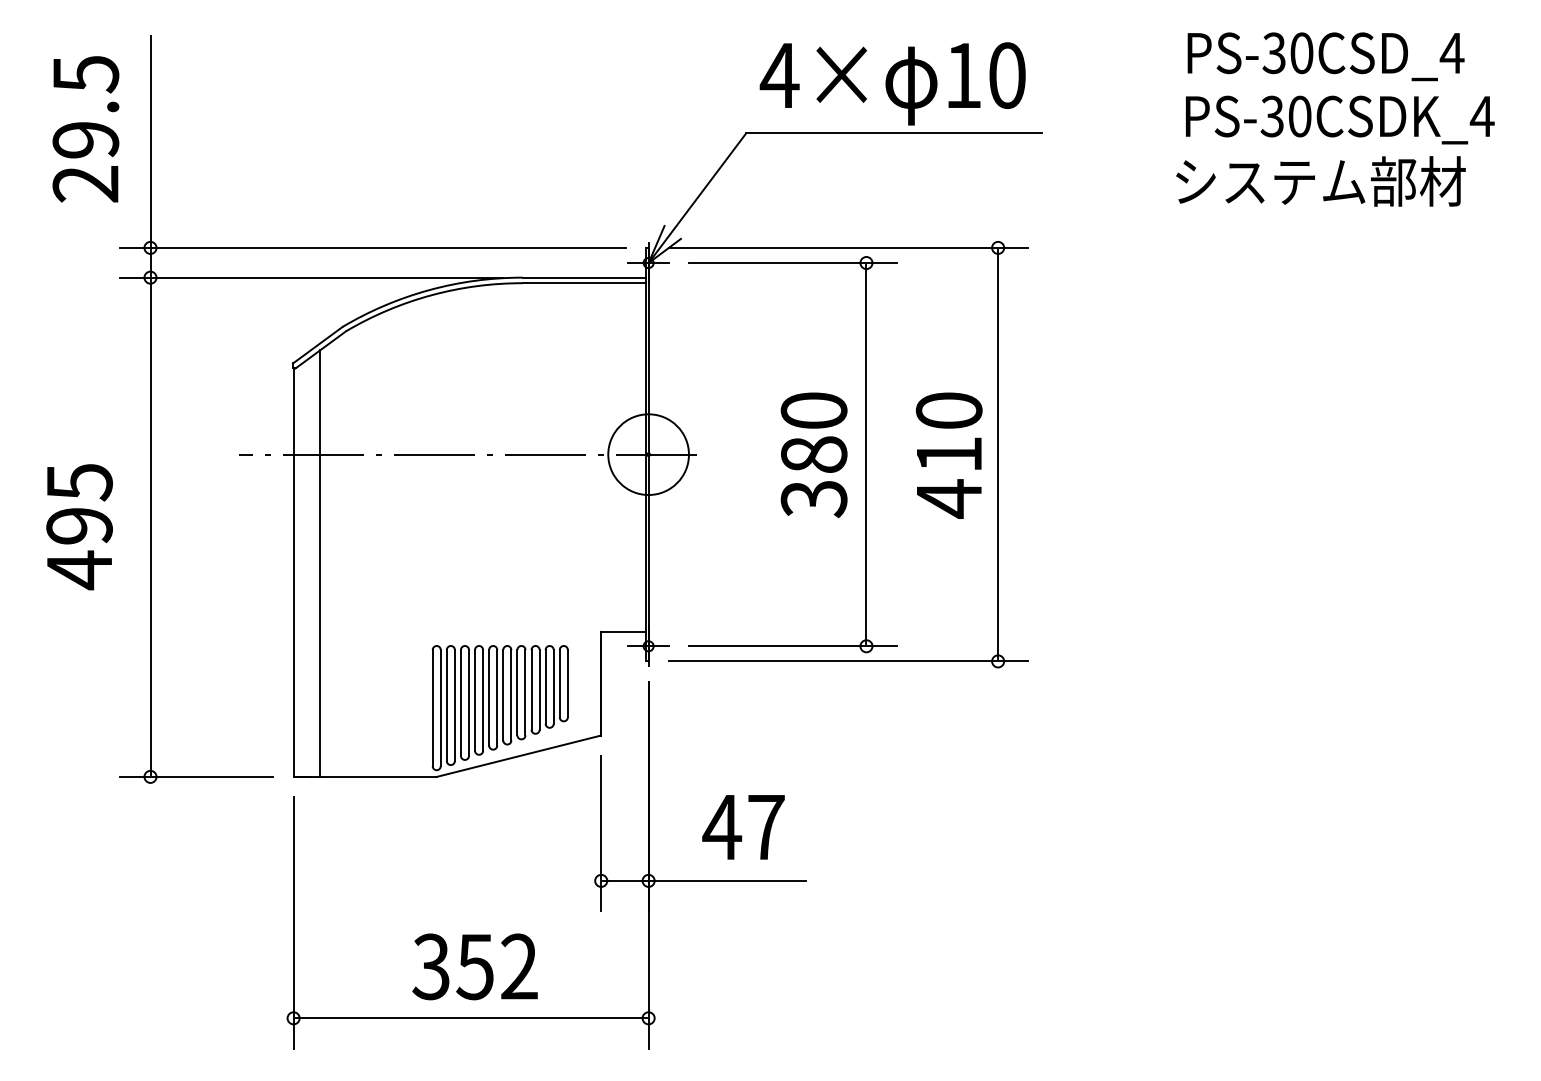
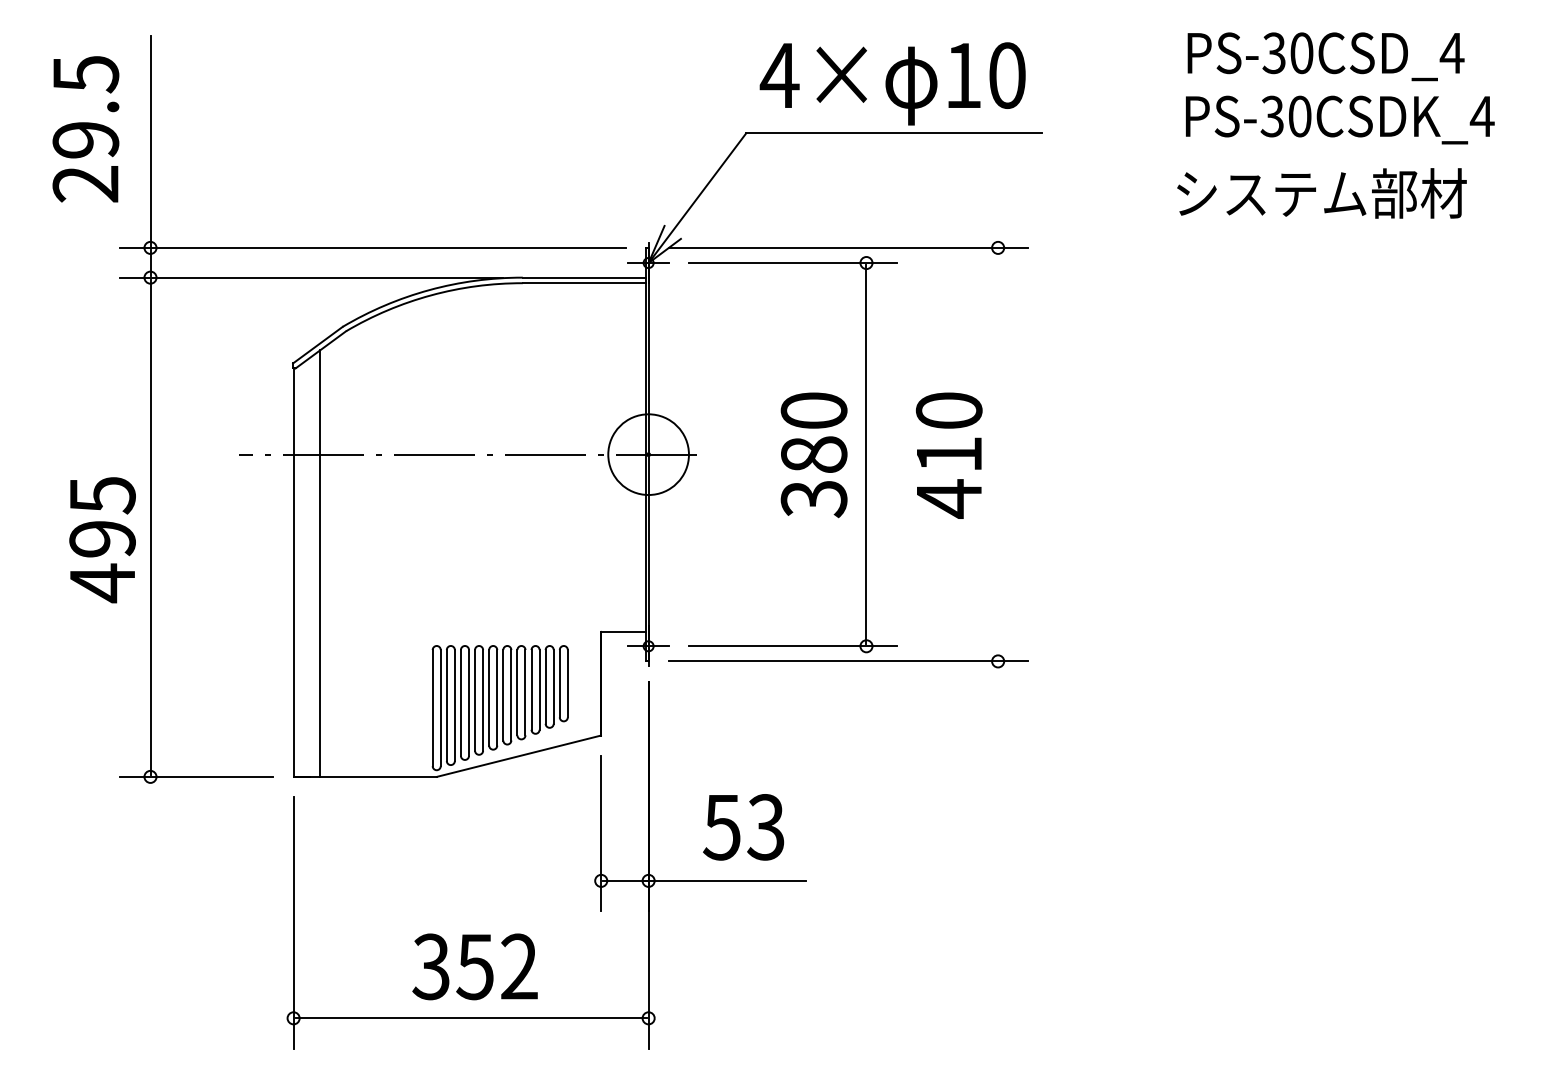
text position: (1320, 181) -> (1321, 193) (1321, 193)
line: present -> none (998, 454)
text position: (79, 527) -> (102, 540) (102, 540)
text: 47 -> 53 (743, 827)
